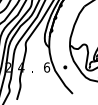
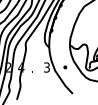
text: 6 -> 3 (47, 67)
